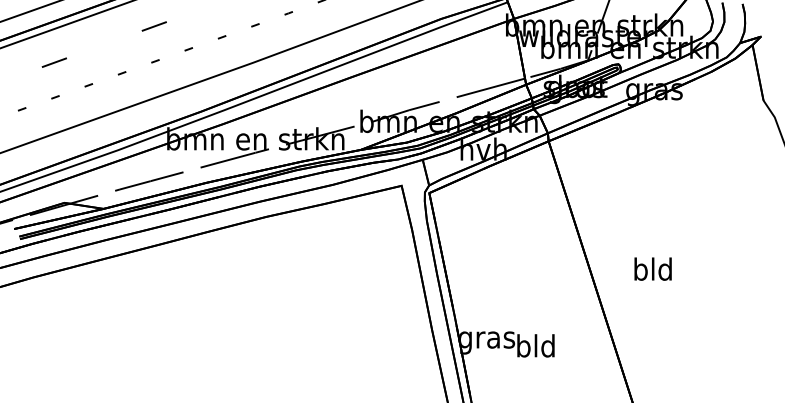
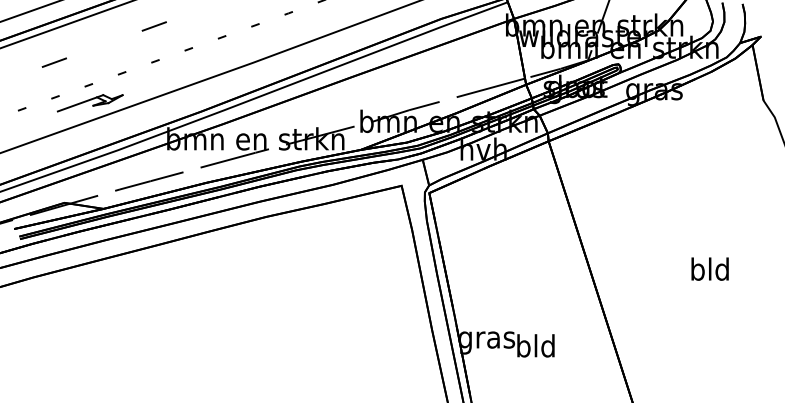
part: none -> present (89, 103)
text position: (652, 268) -> (709, 268) (709, 268)
